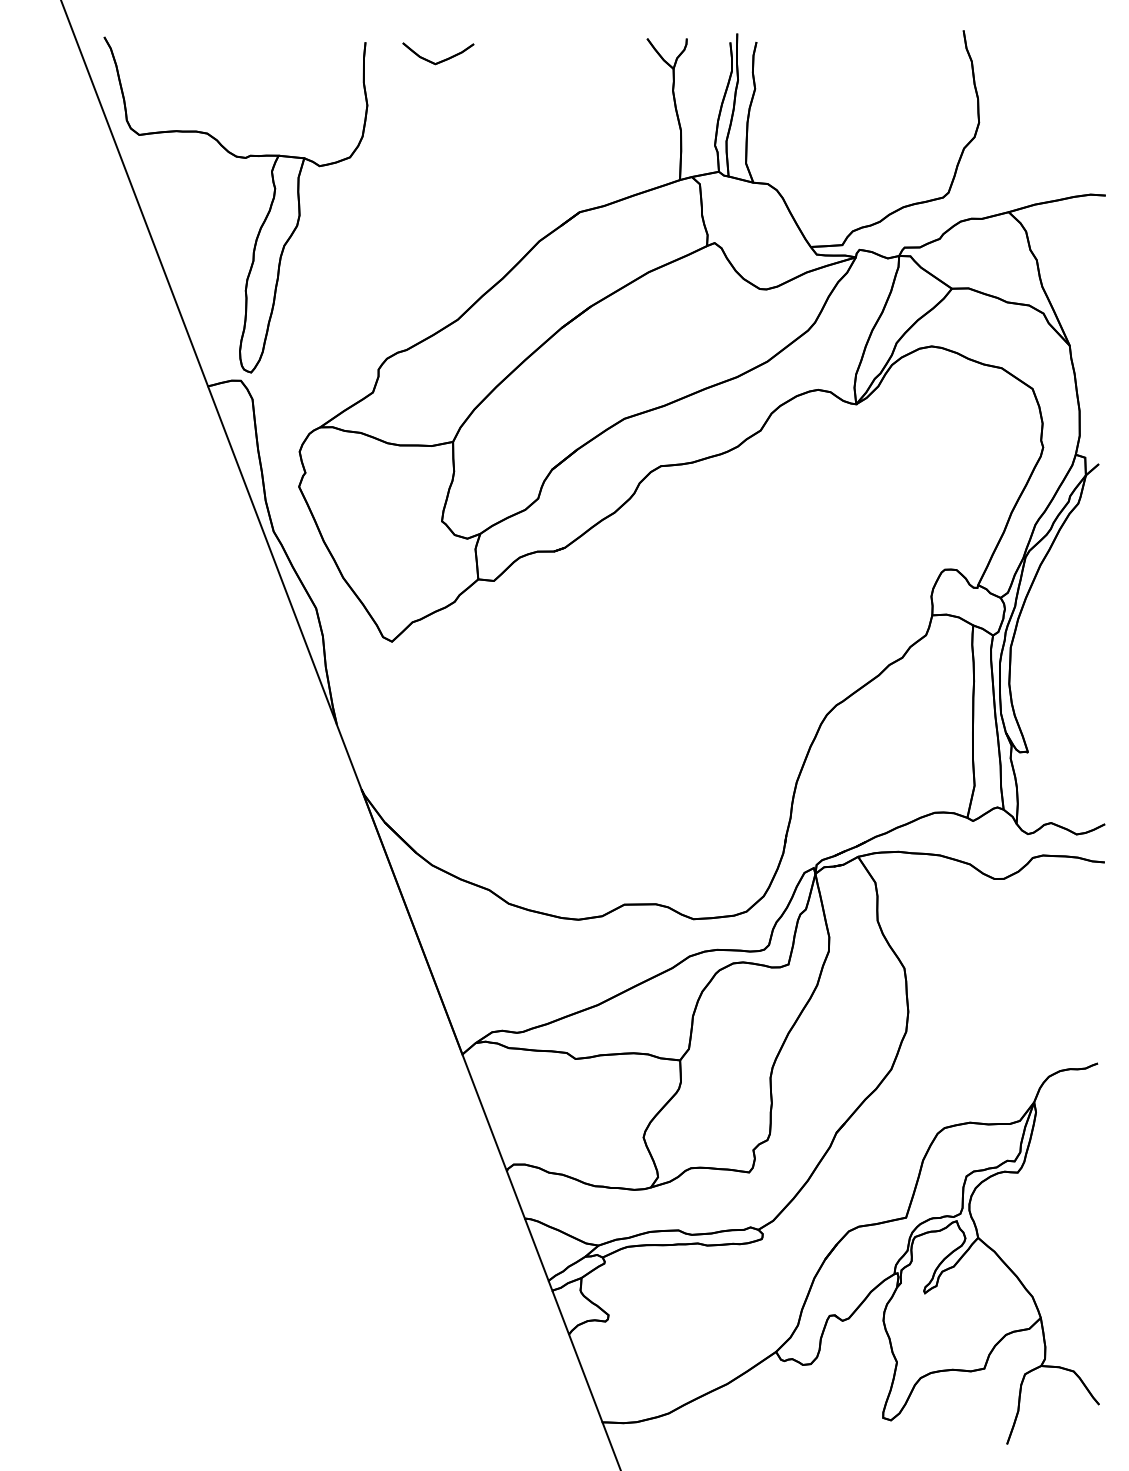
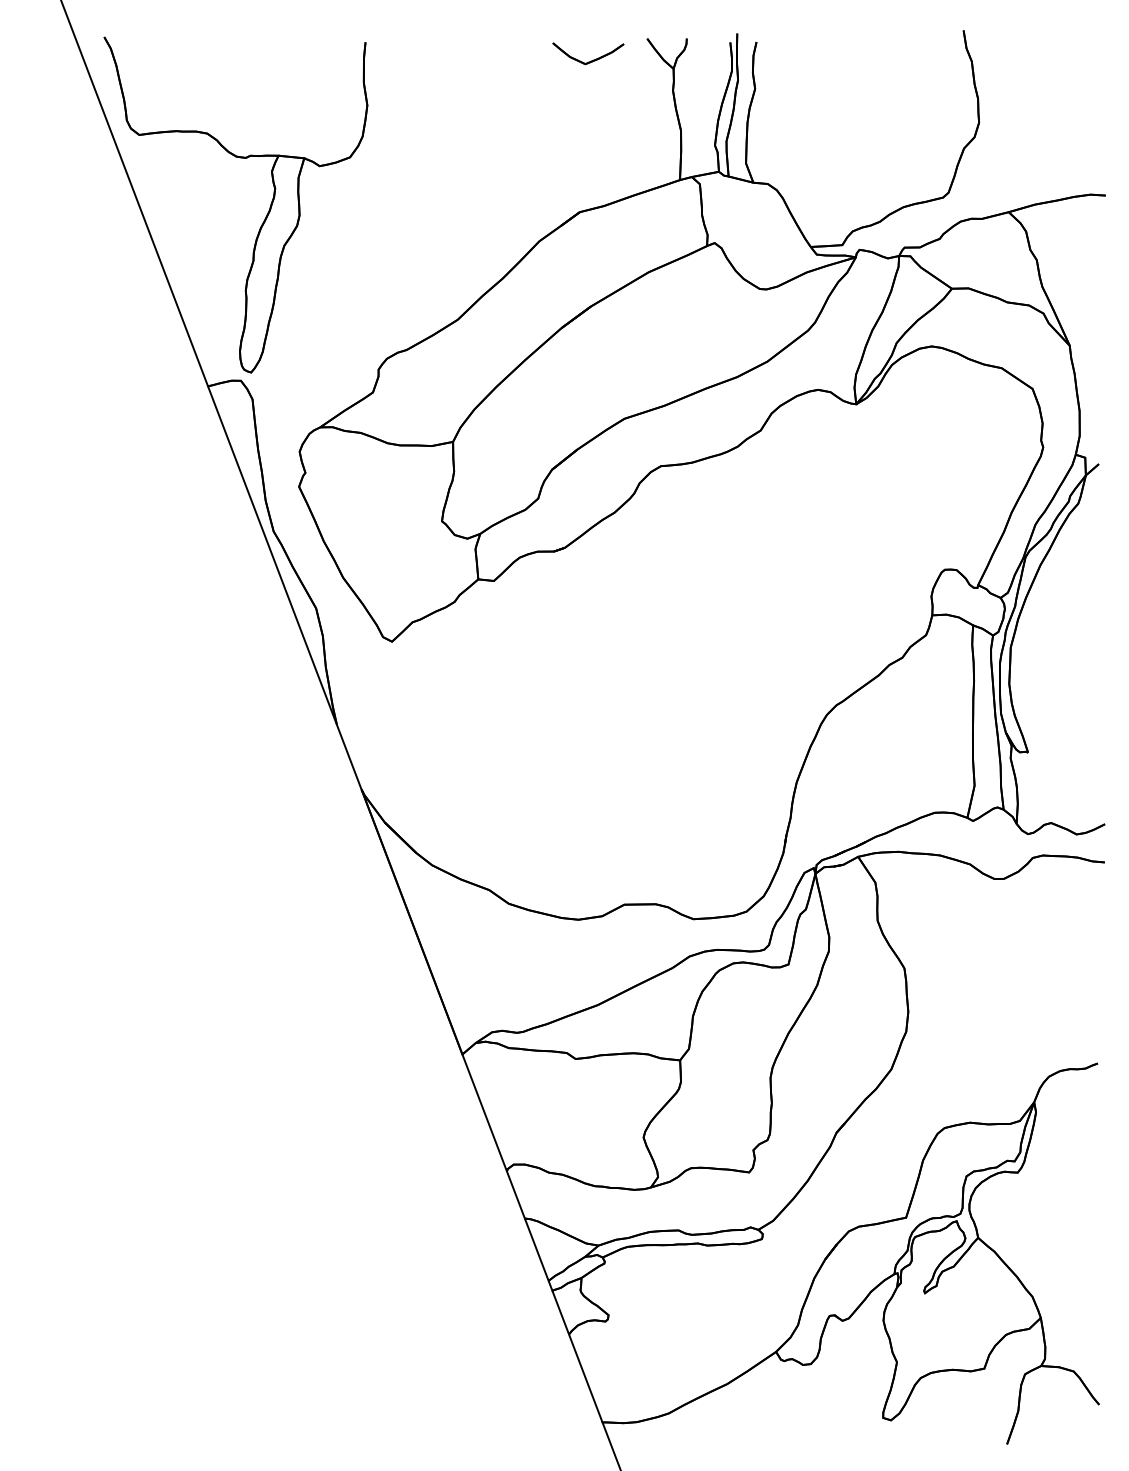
part position: (441, 60) -> (591, 60) (591, 60)
